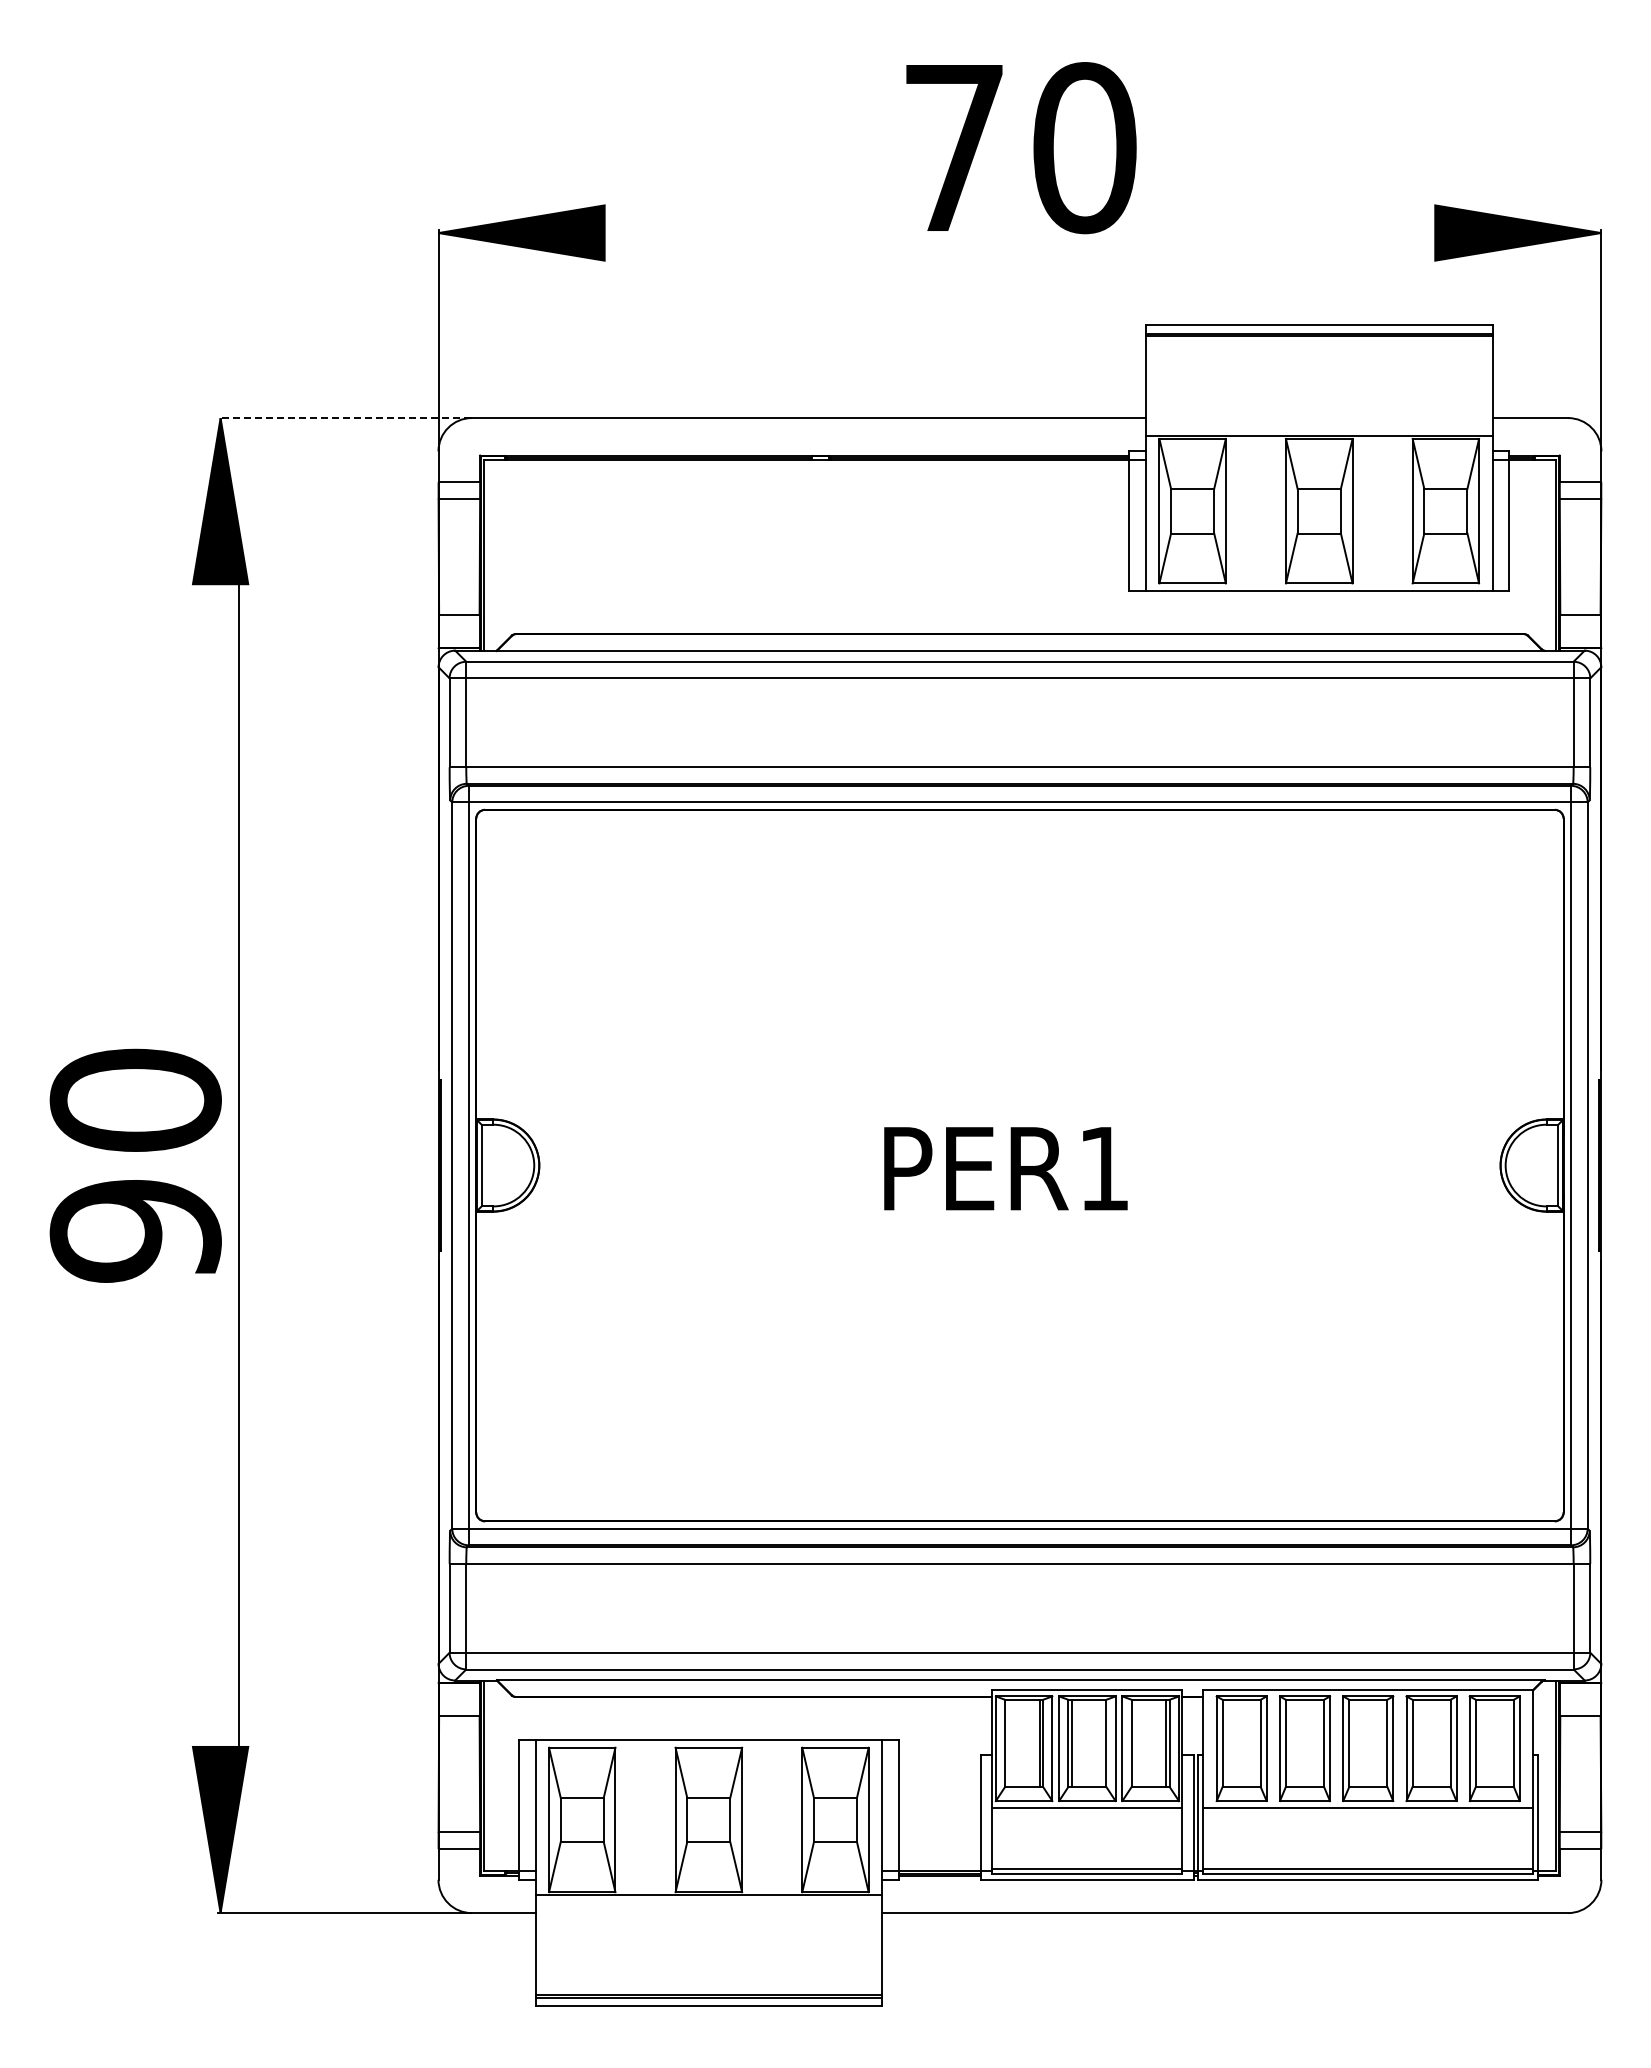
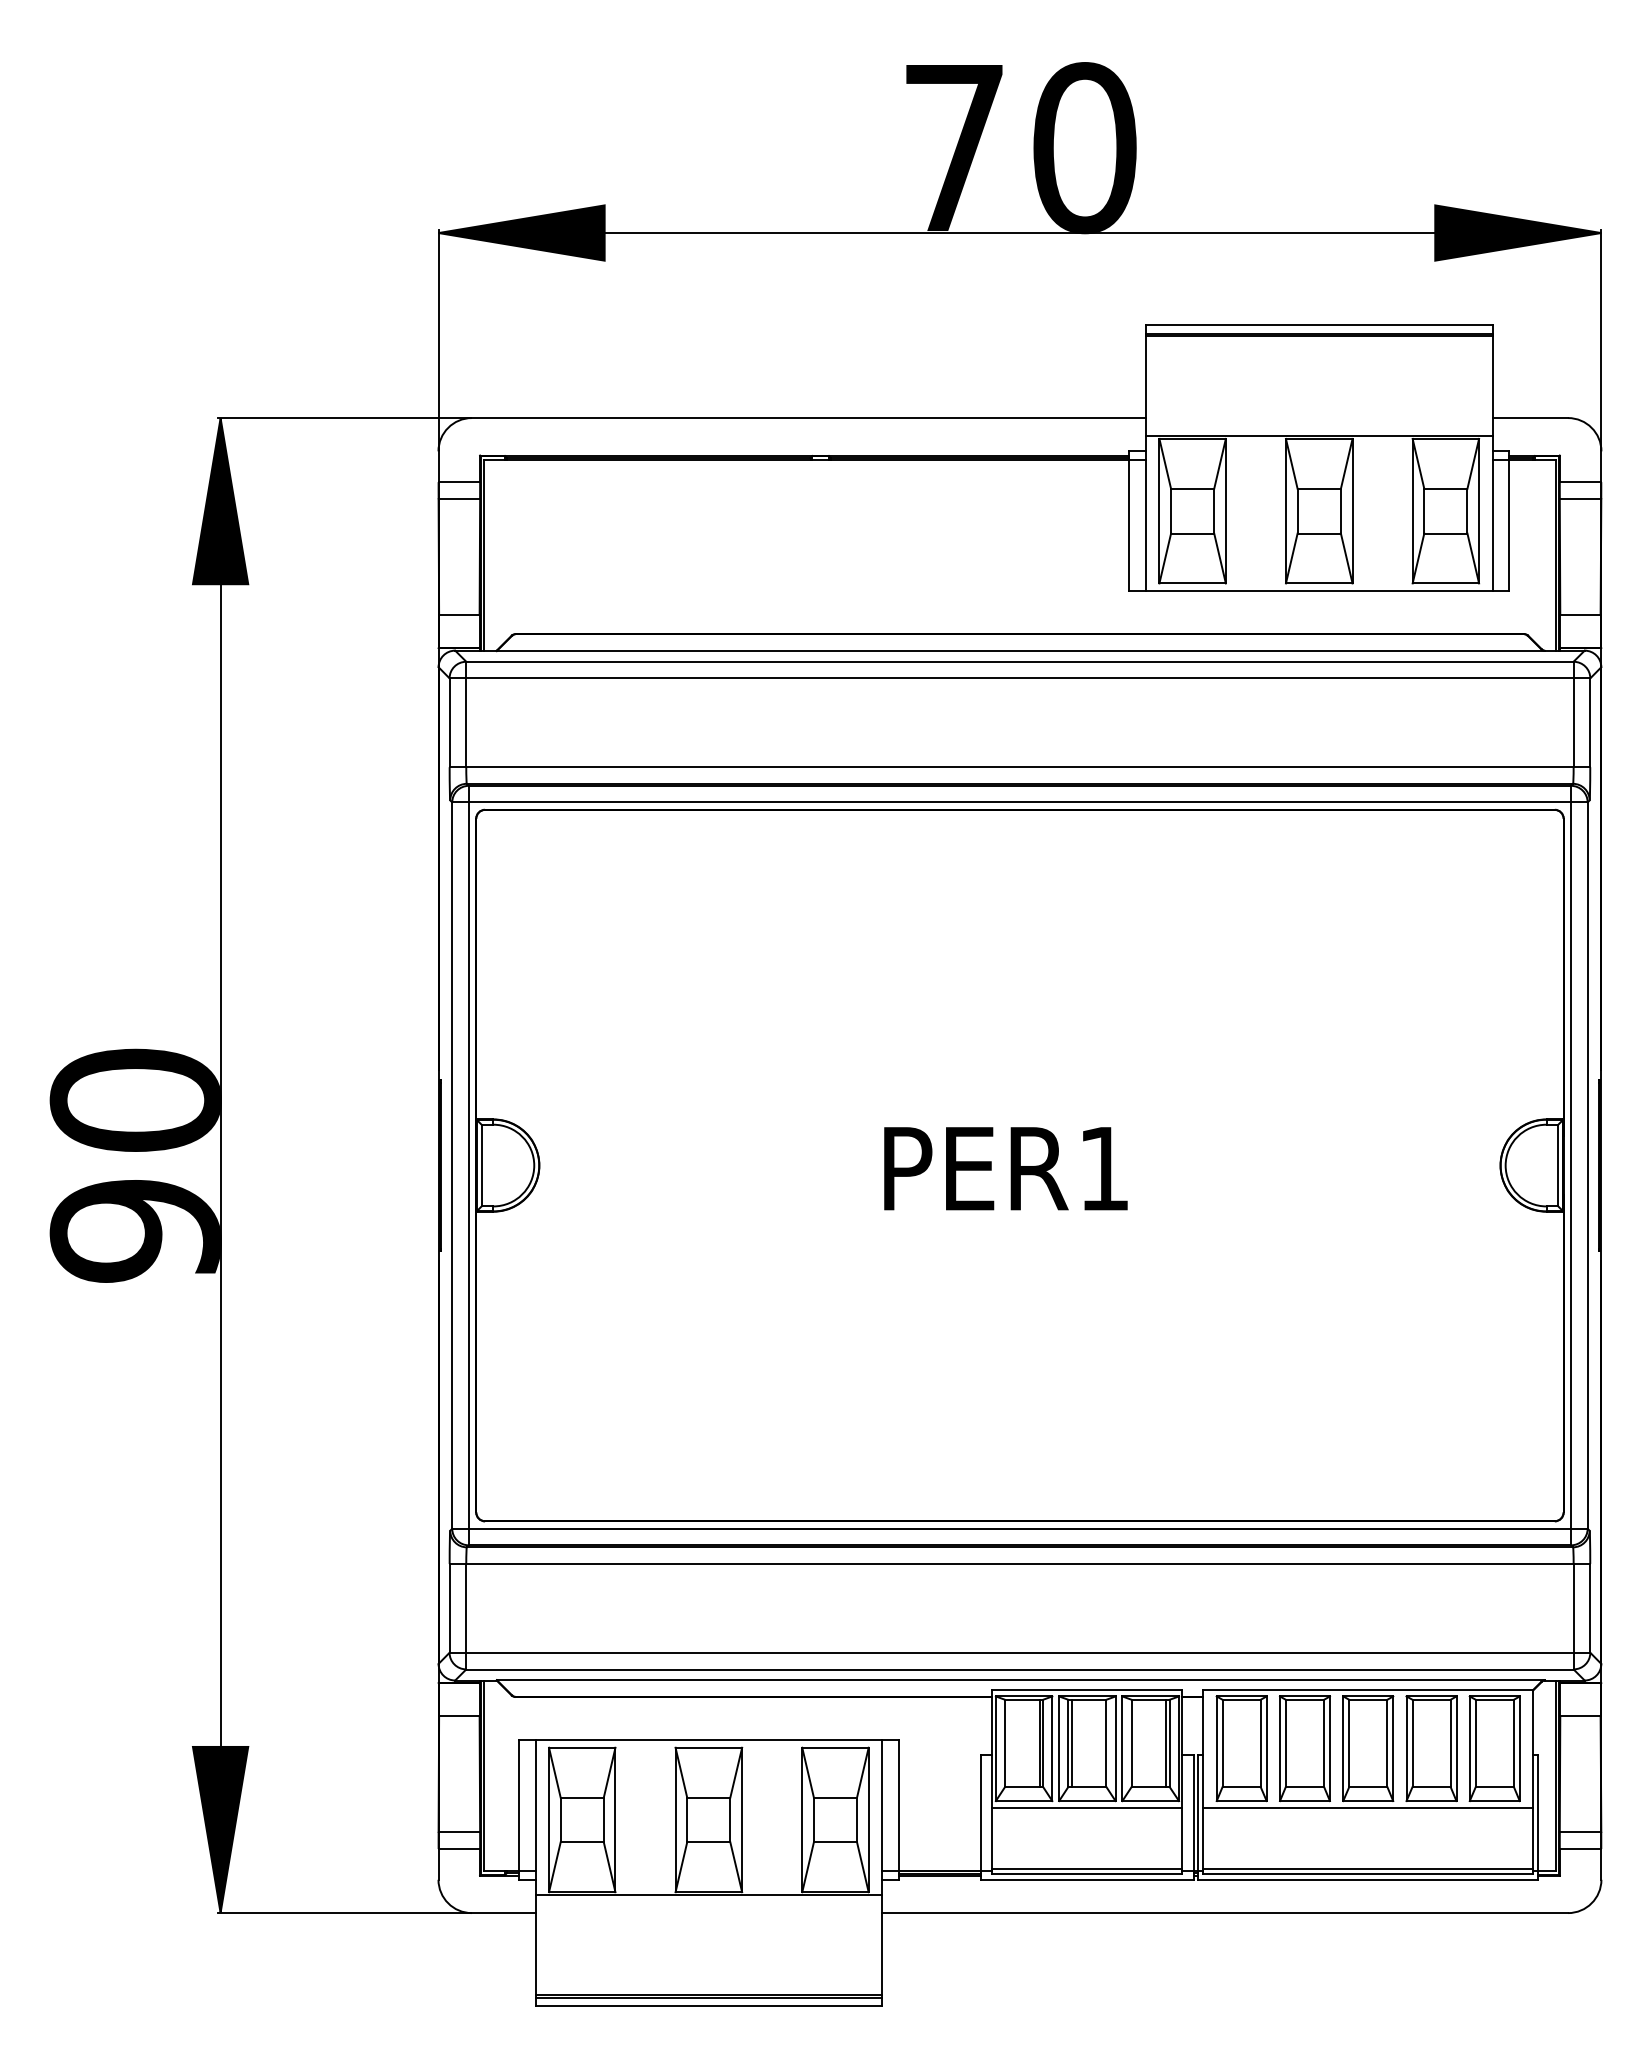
line: none -> present (1019, 233)
line: dashed -> solid (344, 418)
line position: (238, 1165) -> (220, 1165) (220, 1165)
